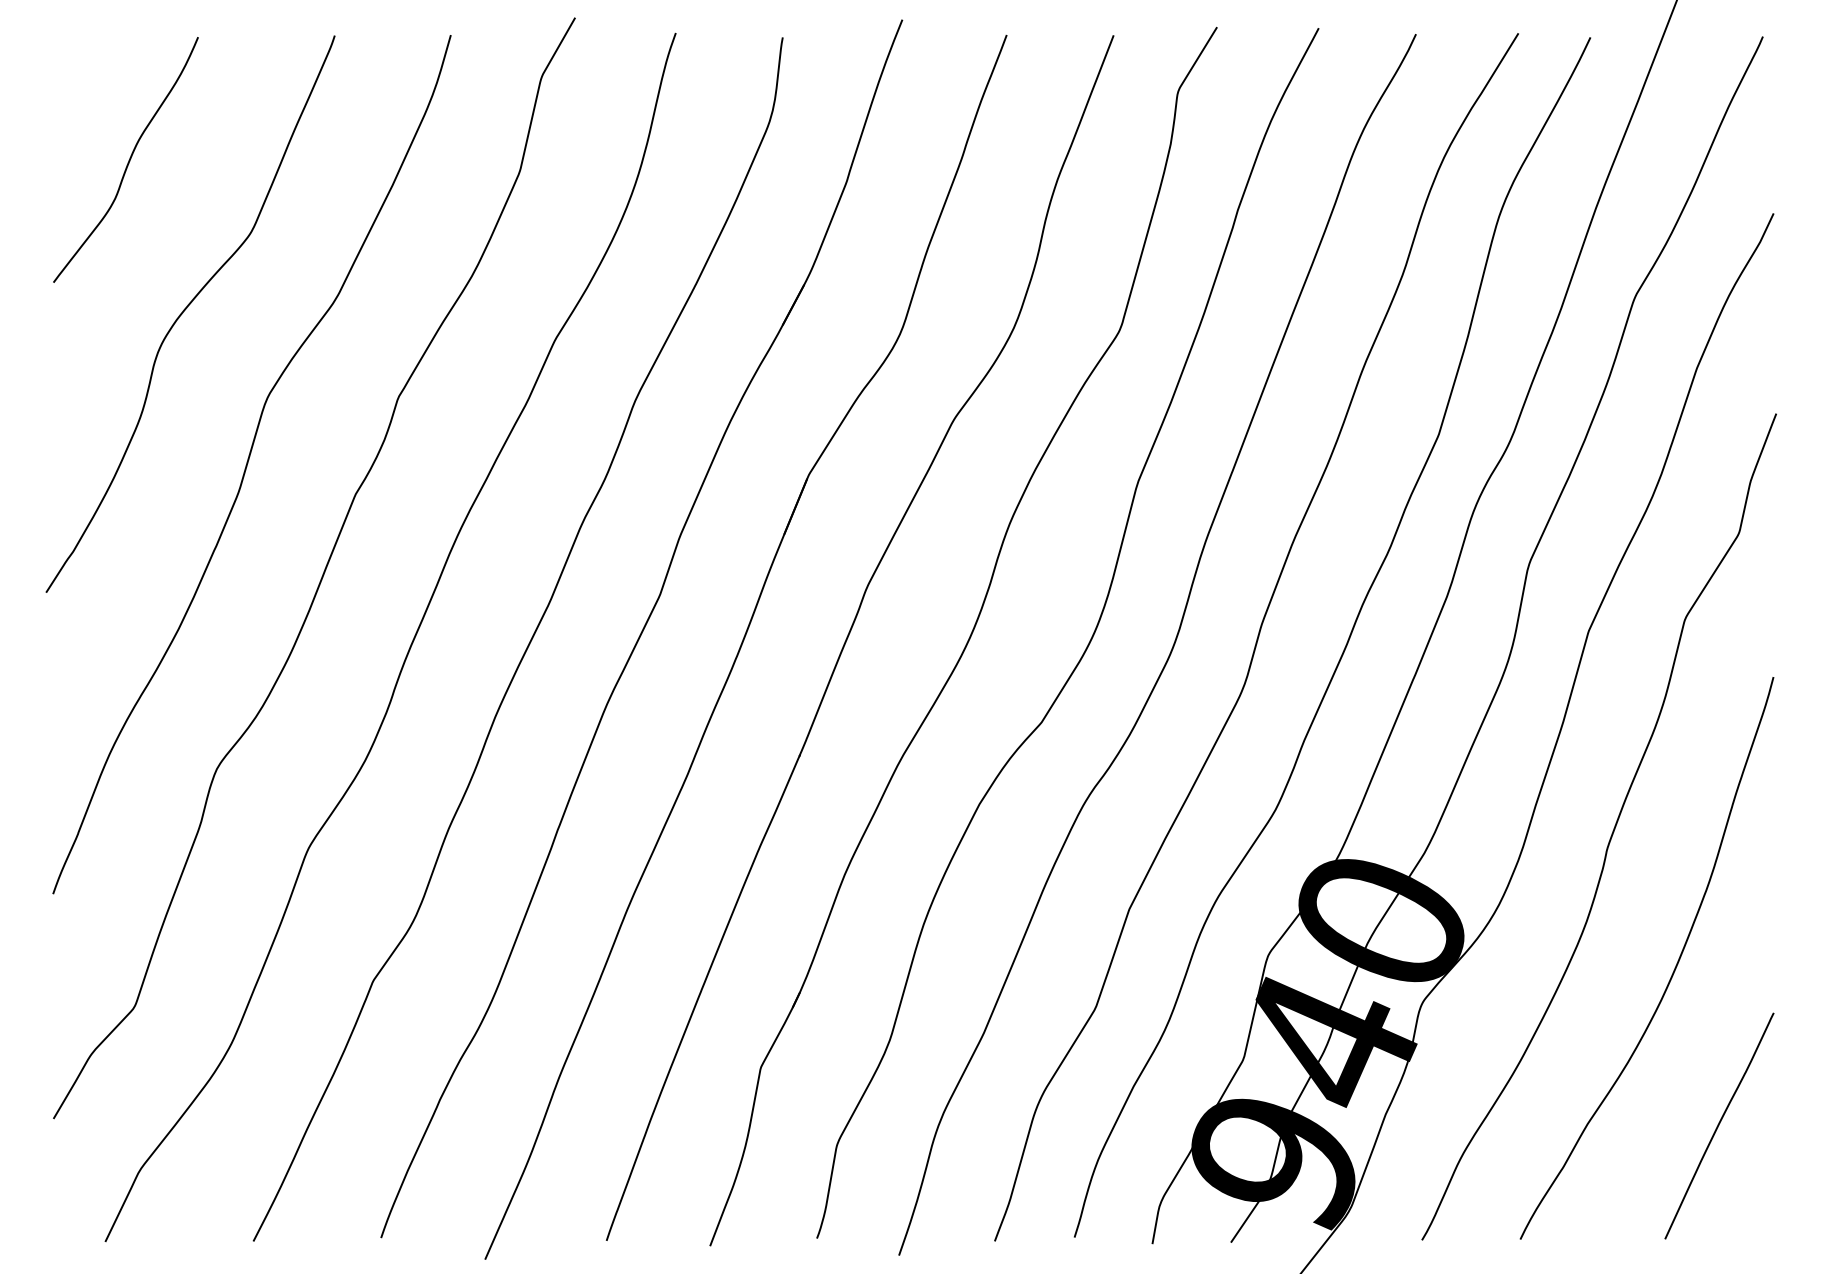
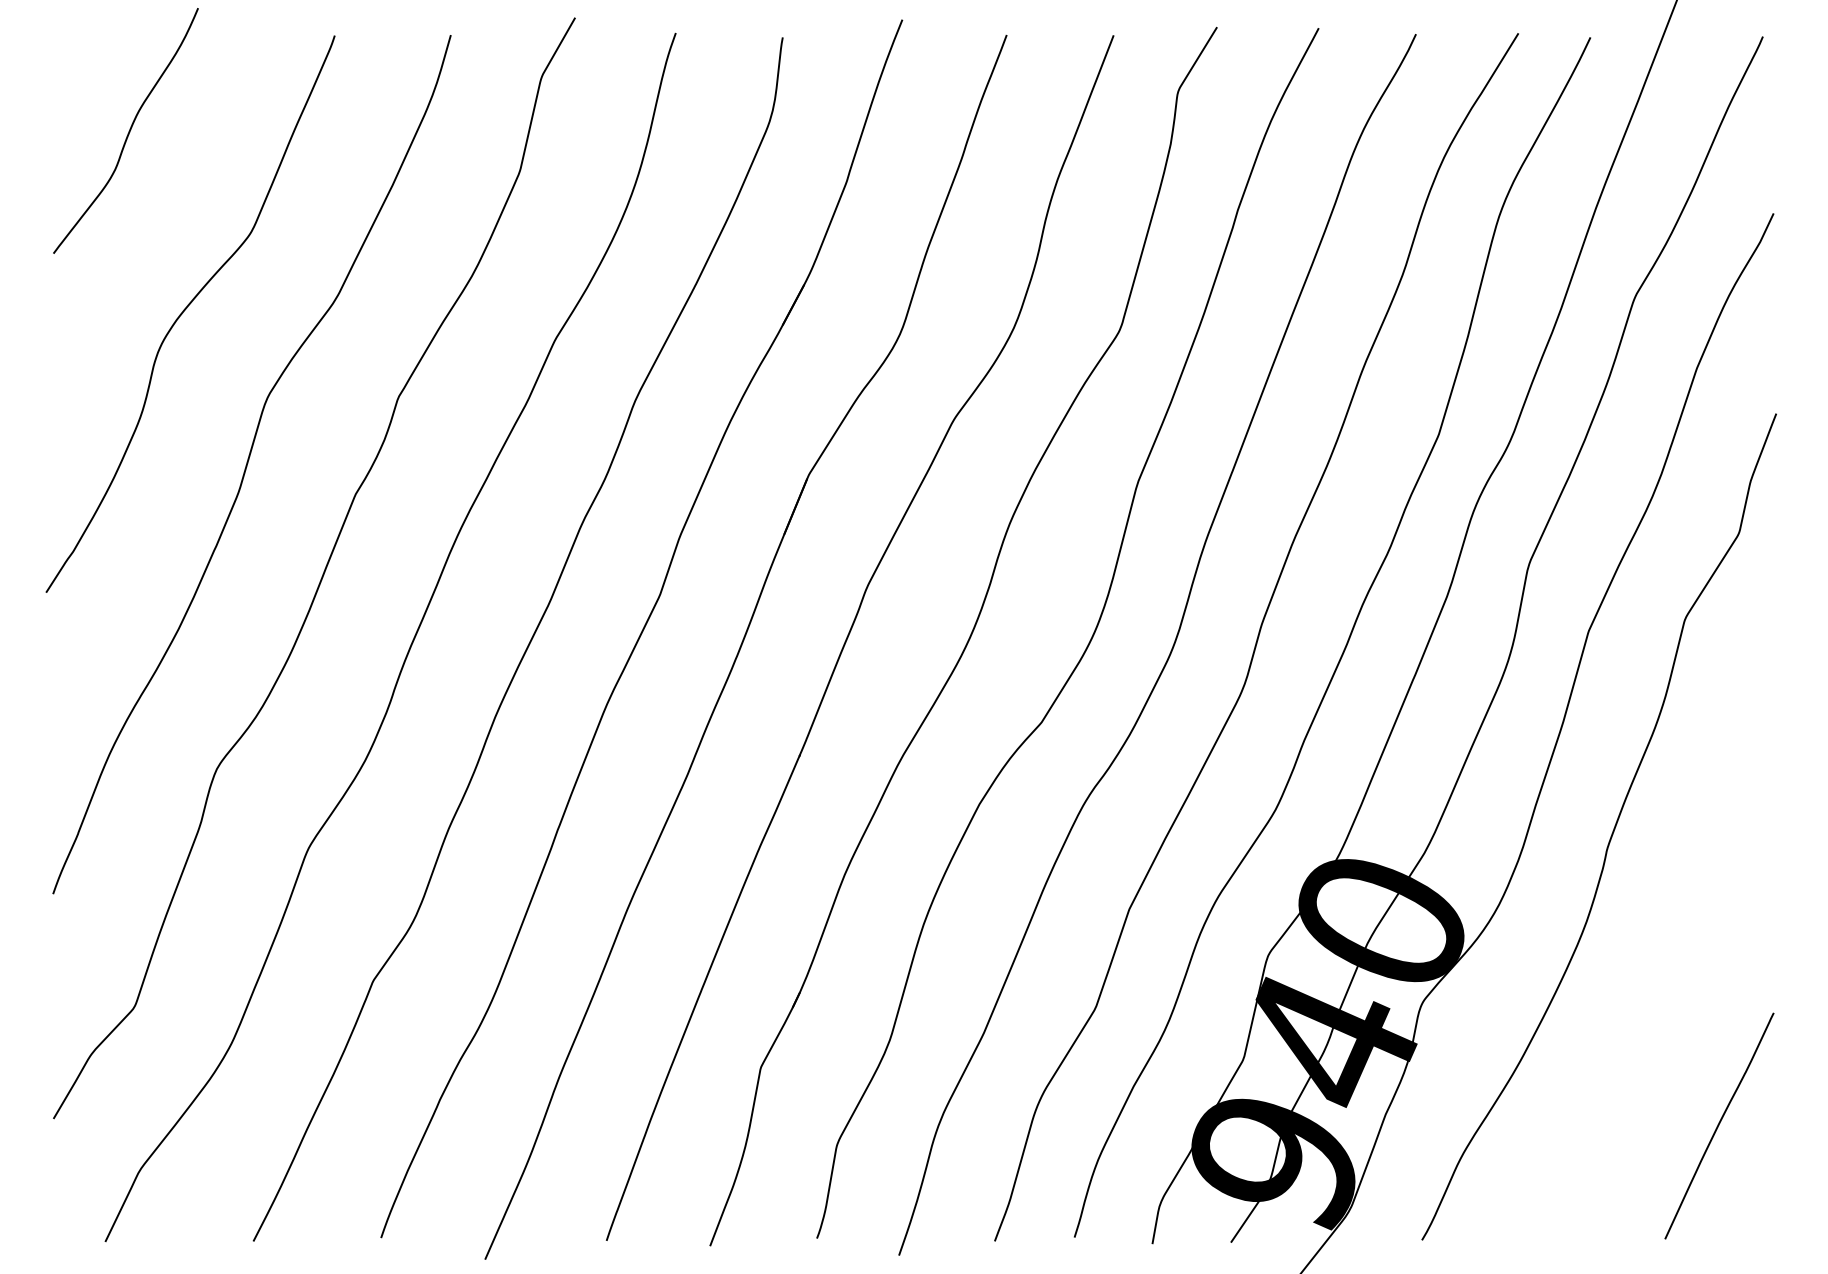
curve position: (128, 160) -> (128, 131) (128, 131)
curve: present -> none (1674, 967)
